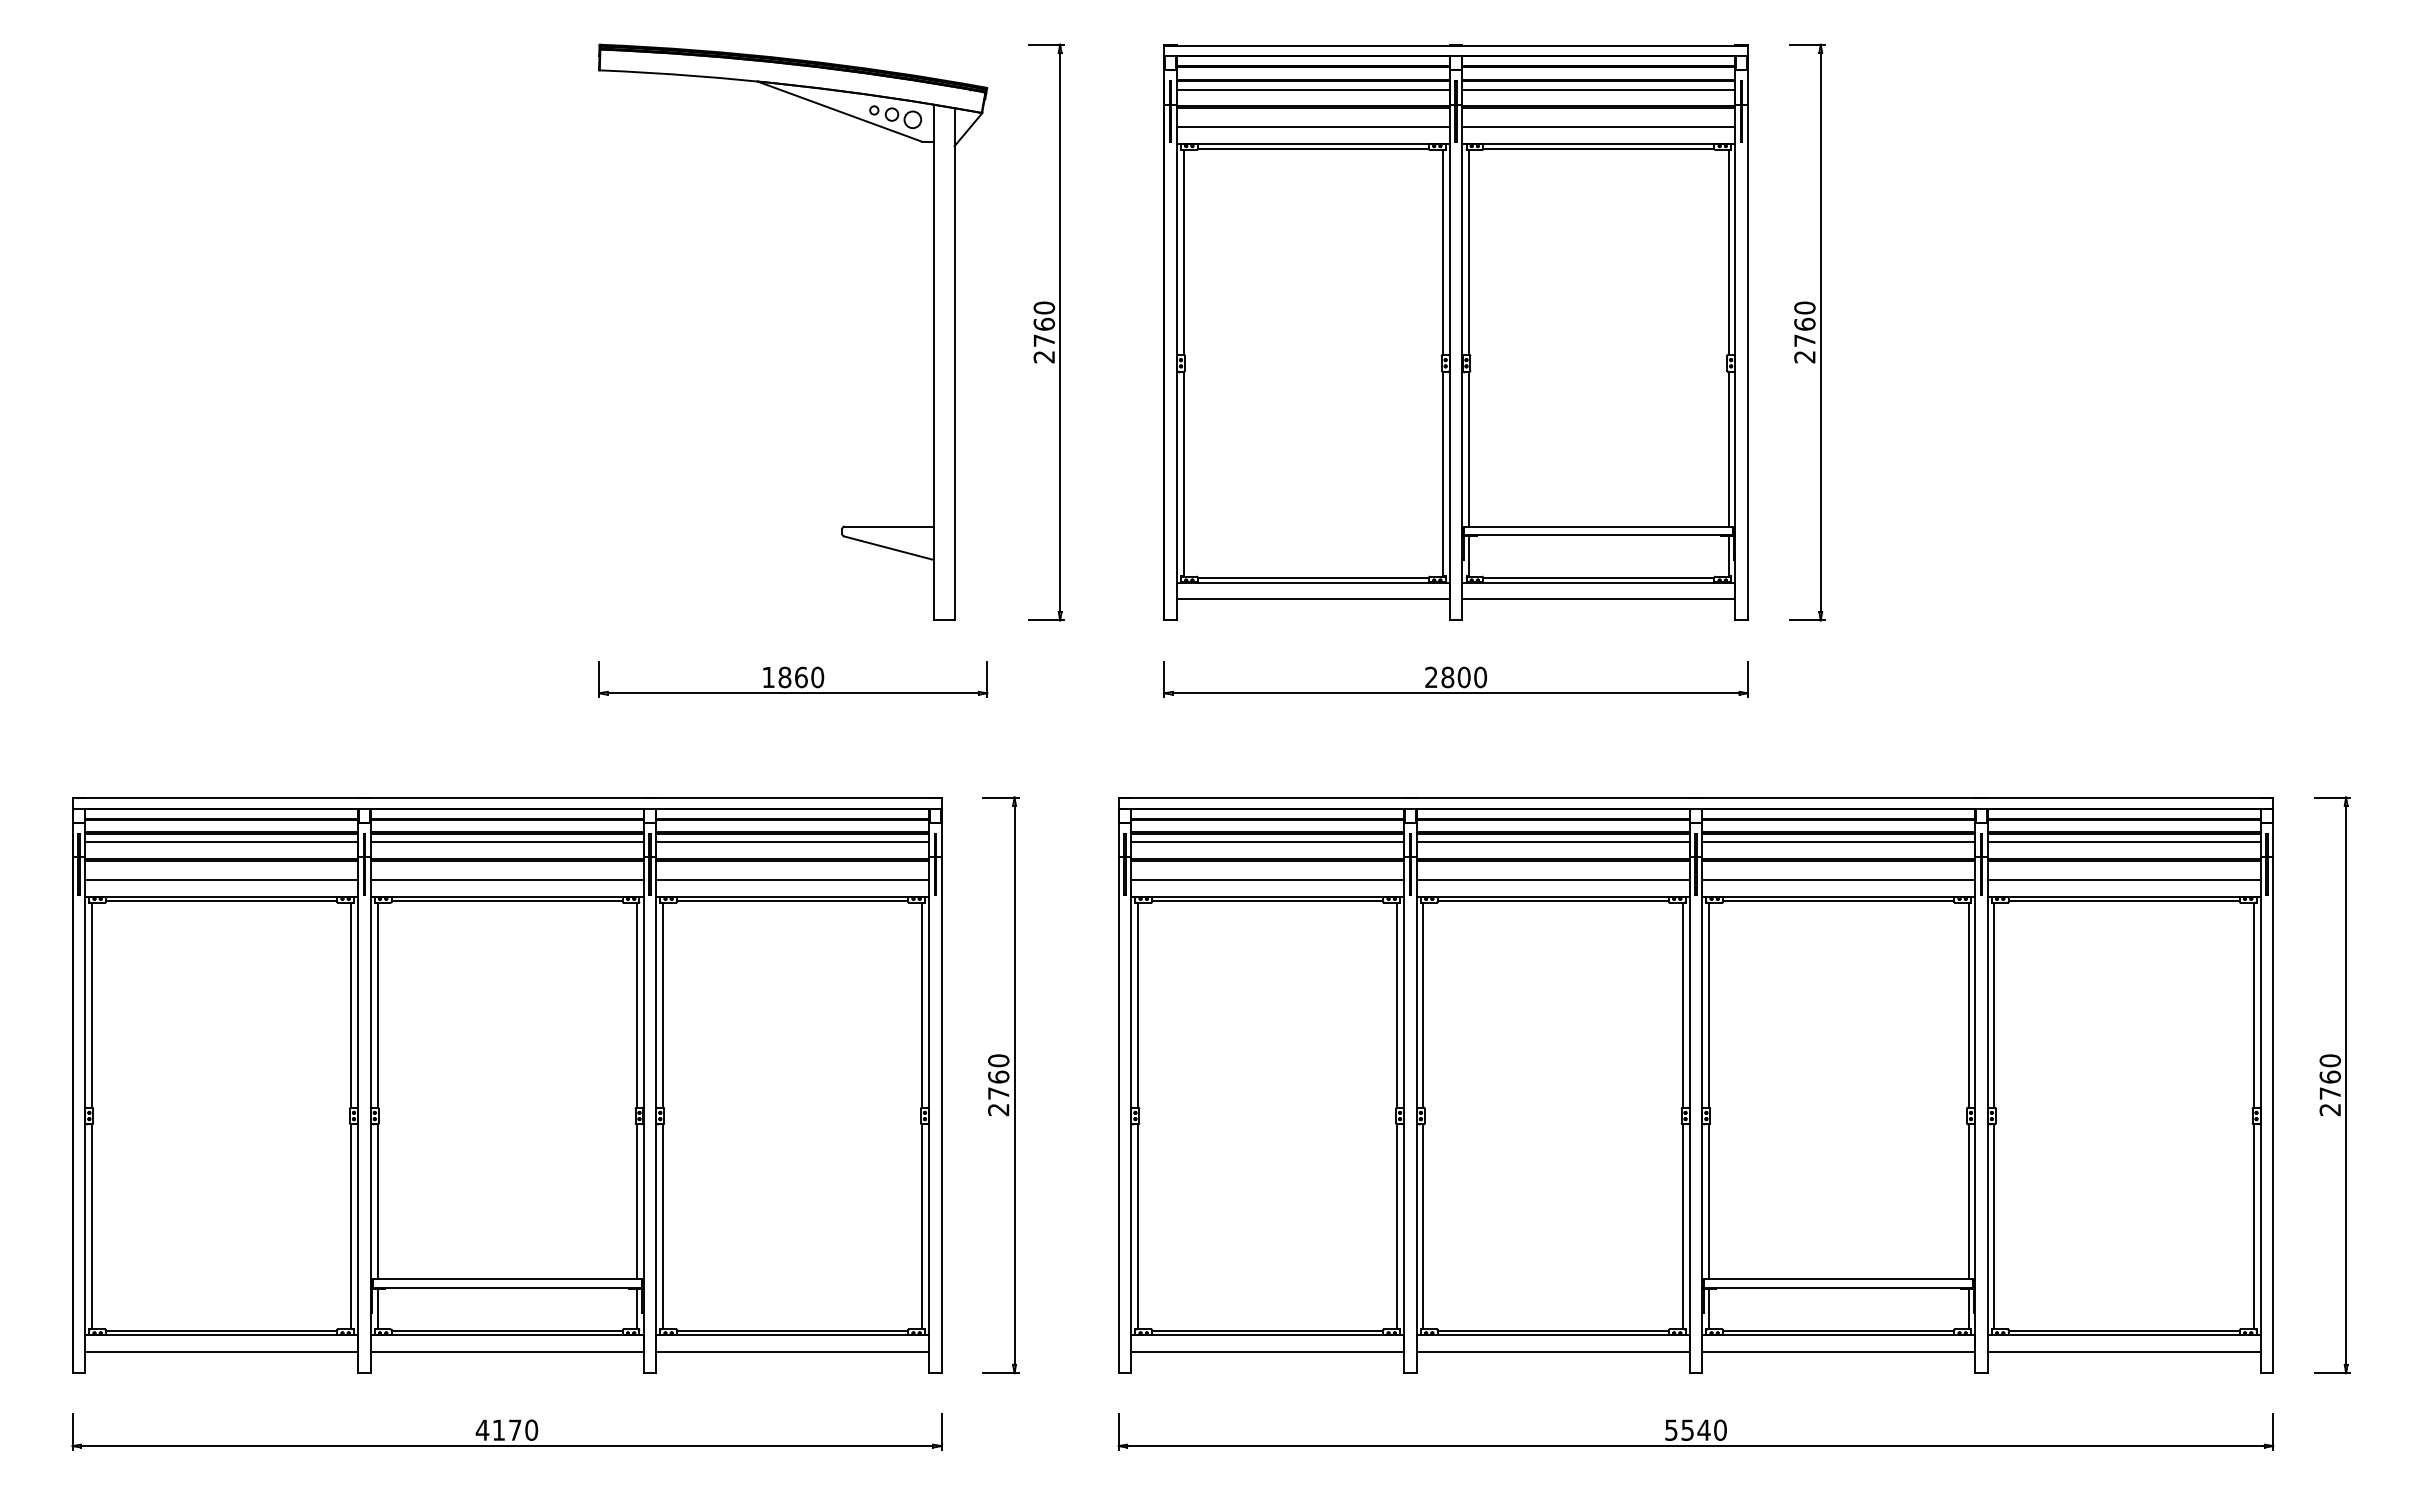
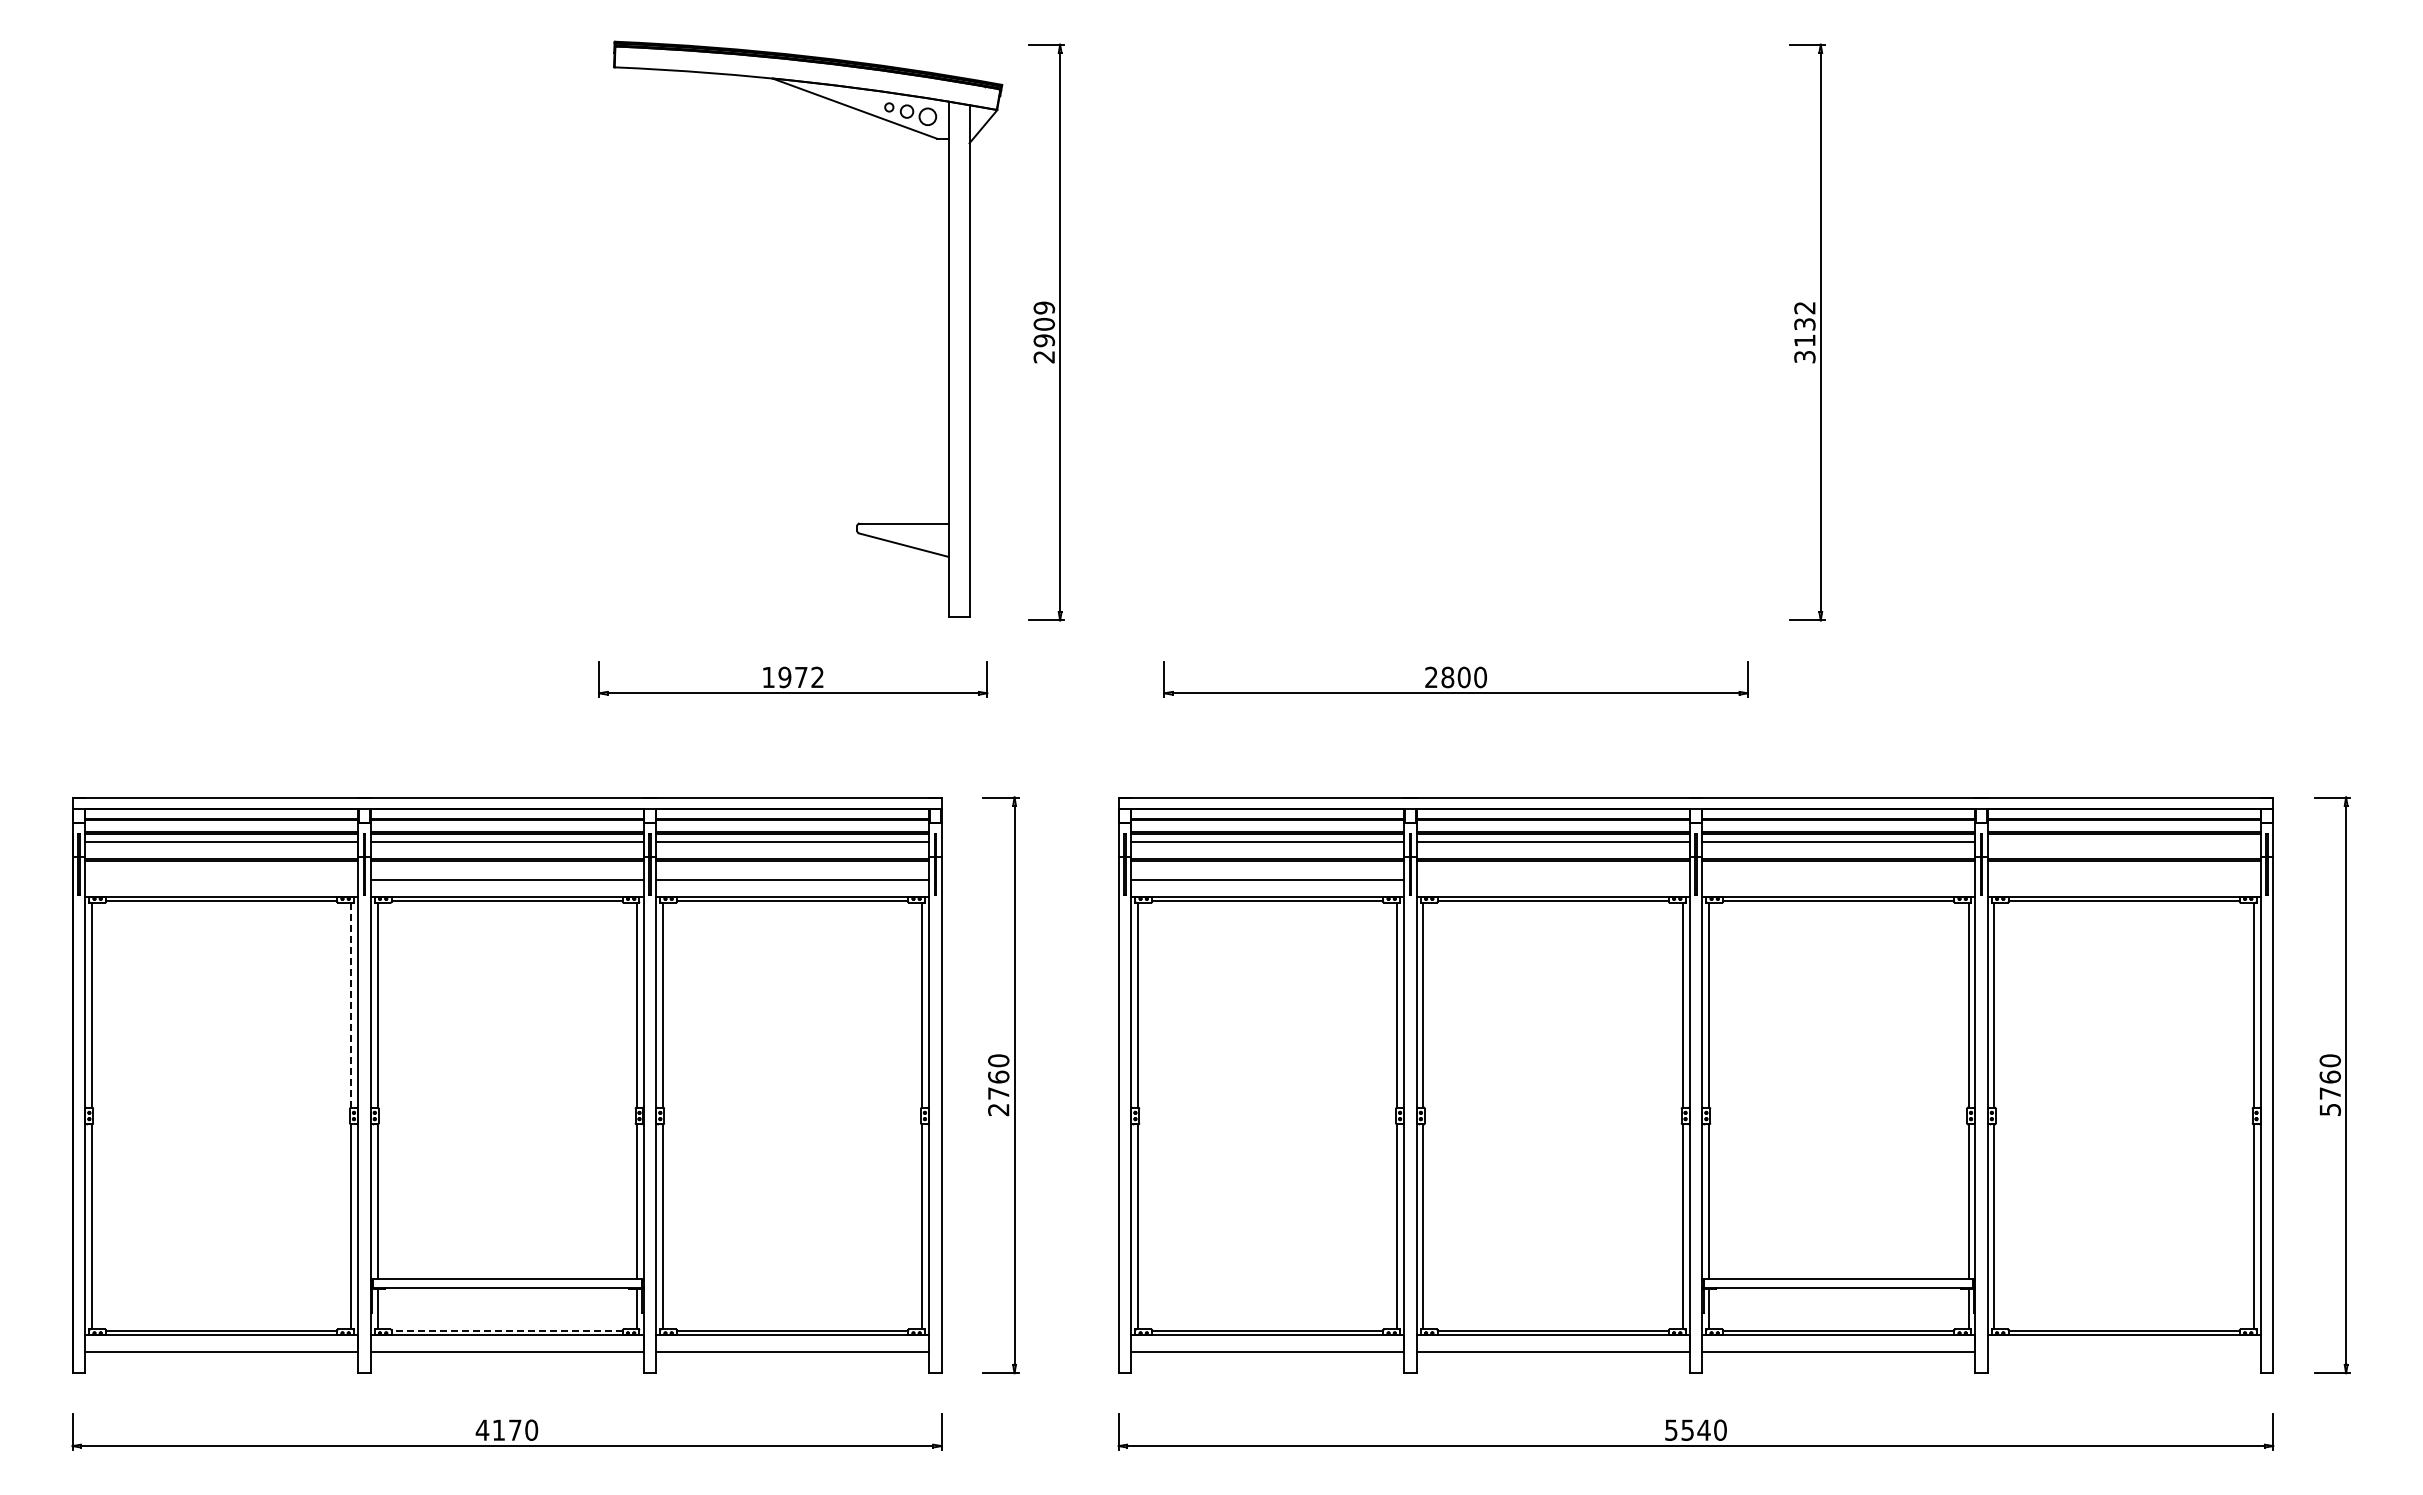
text: 2760 -> 2909 (1044, 324)
part position: (933, 331) -> (948, 328) (948, 328)
part: present -> none (1455, 332)
text: 2760 -> 3132 (1804, 332)
text: 1860 -> 1972 (801, 677)
line: present -> none (2123, 842)
line: present -> none (221, 880)
line: present -> none (1552, 880)
line: present -> none (1838, 880)
line: present -> none (2123, 880)
line: solid -> dashed (351, 1005)
text: 2760 -> 5760 (2330, 1110)
line: solid -> dashed (507, 1330)
line: present -> none (2123, 1352)
